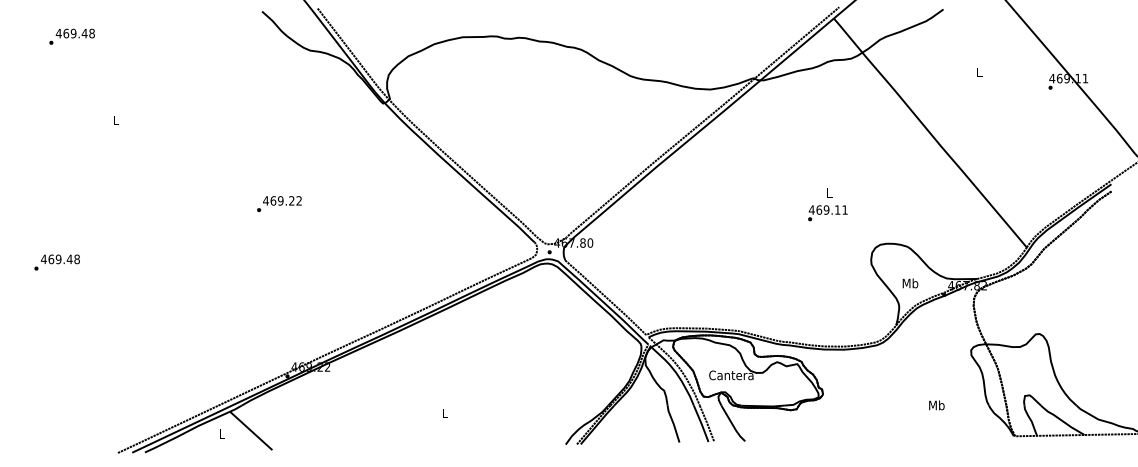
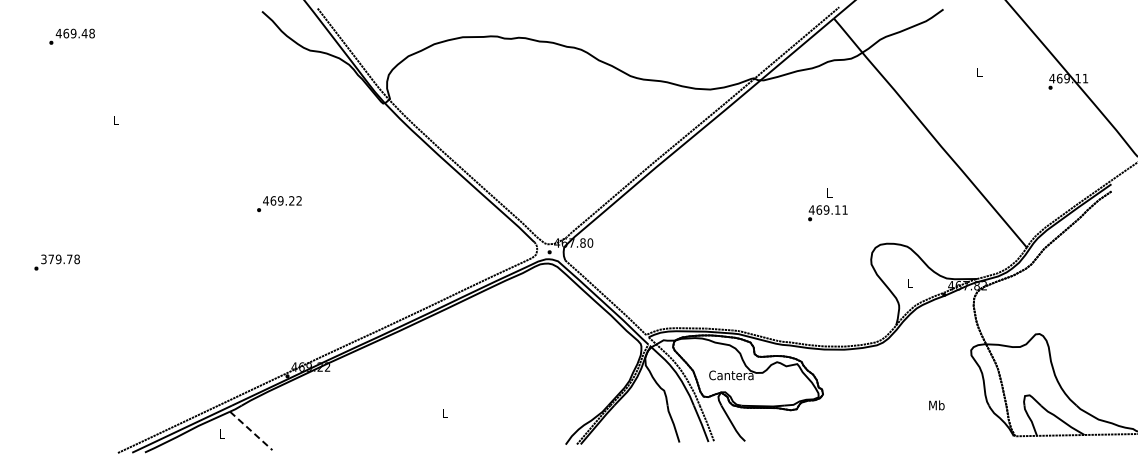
text: 469.48 -> 379.78 (56, 259)
text: Mb -> L (910, 283)
line: solid -> dashed (251, 430)
